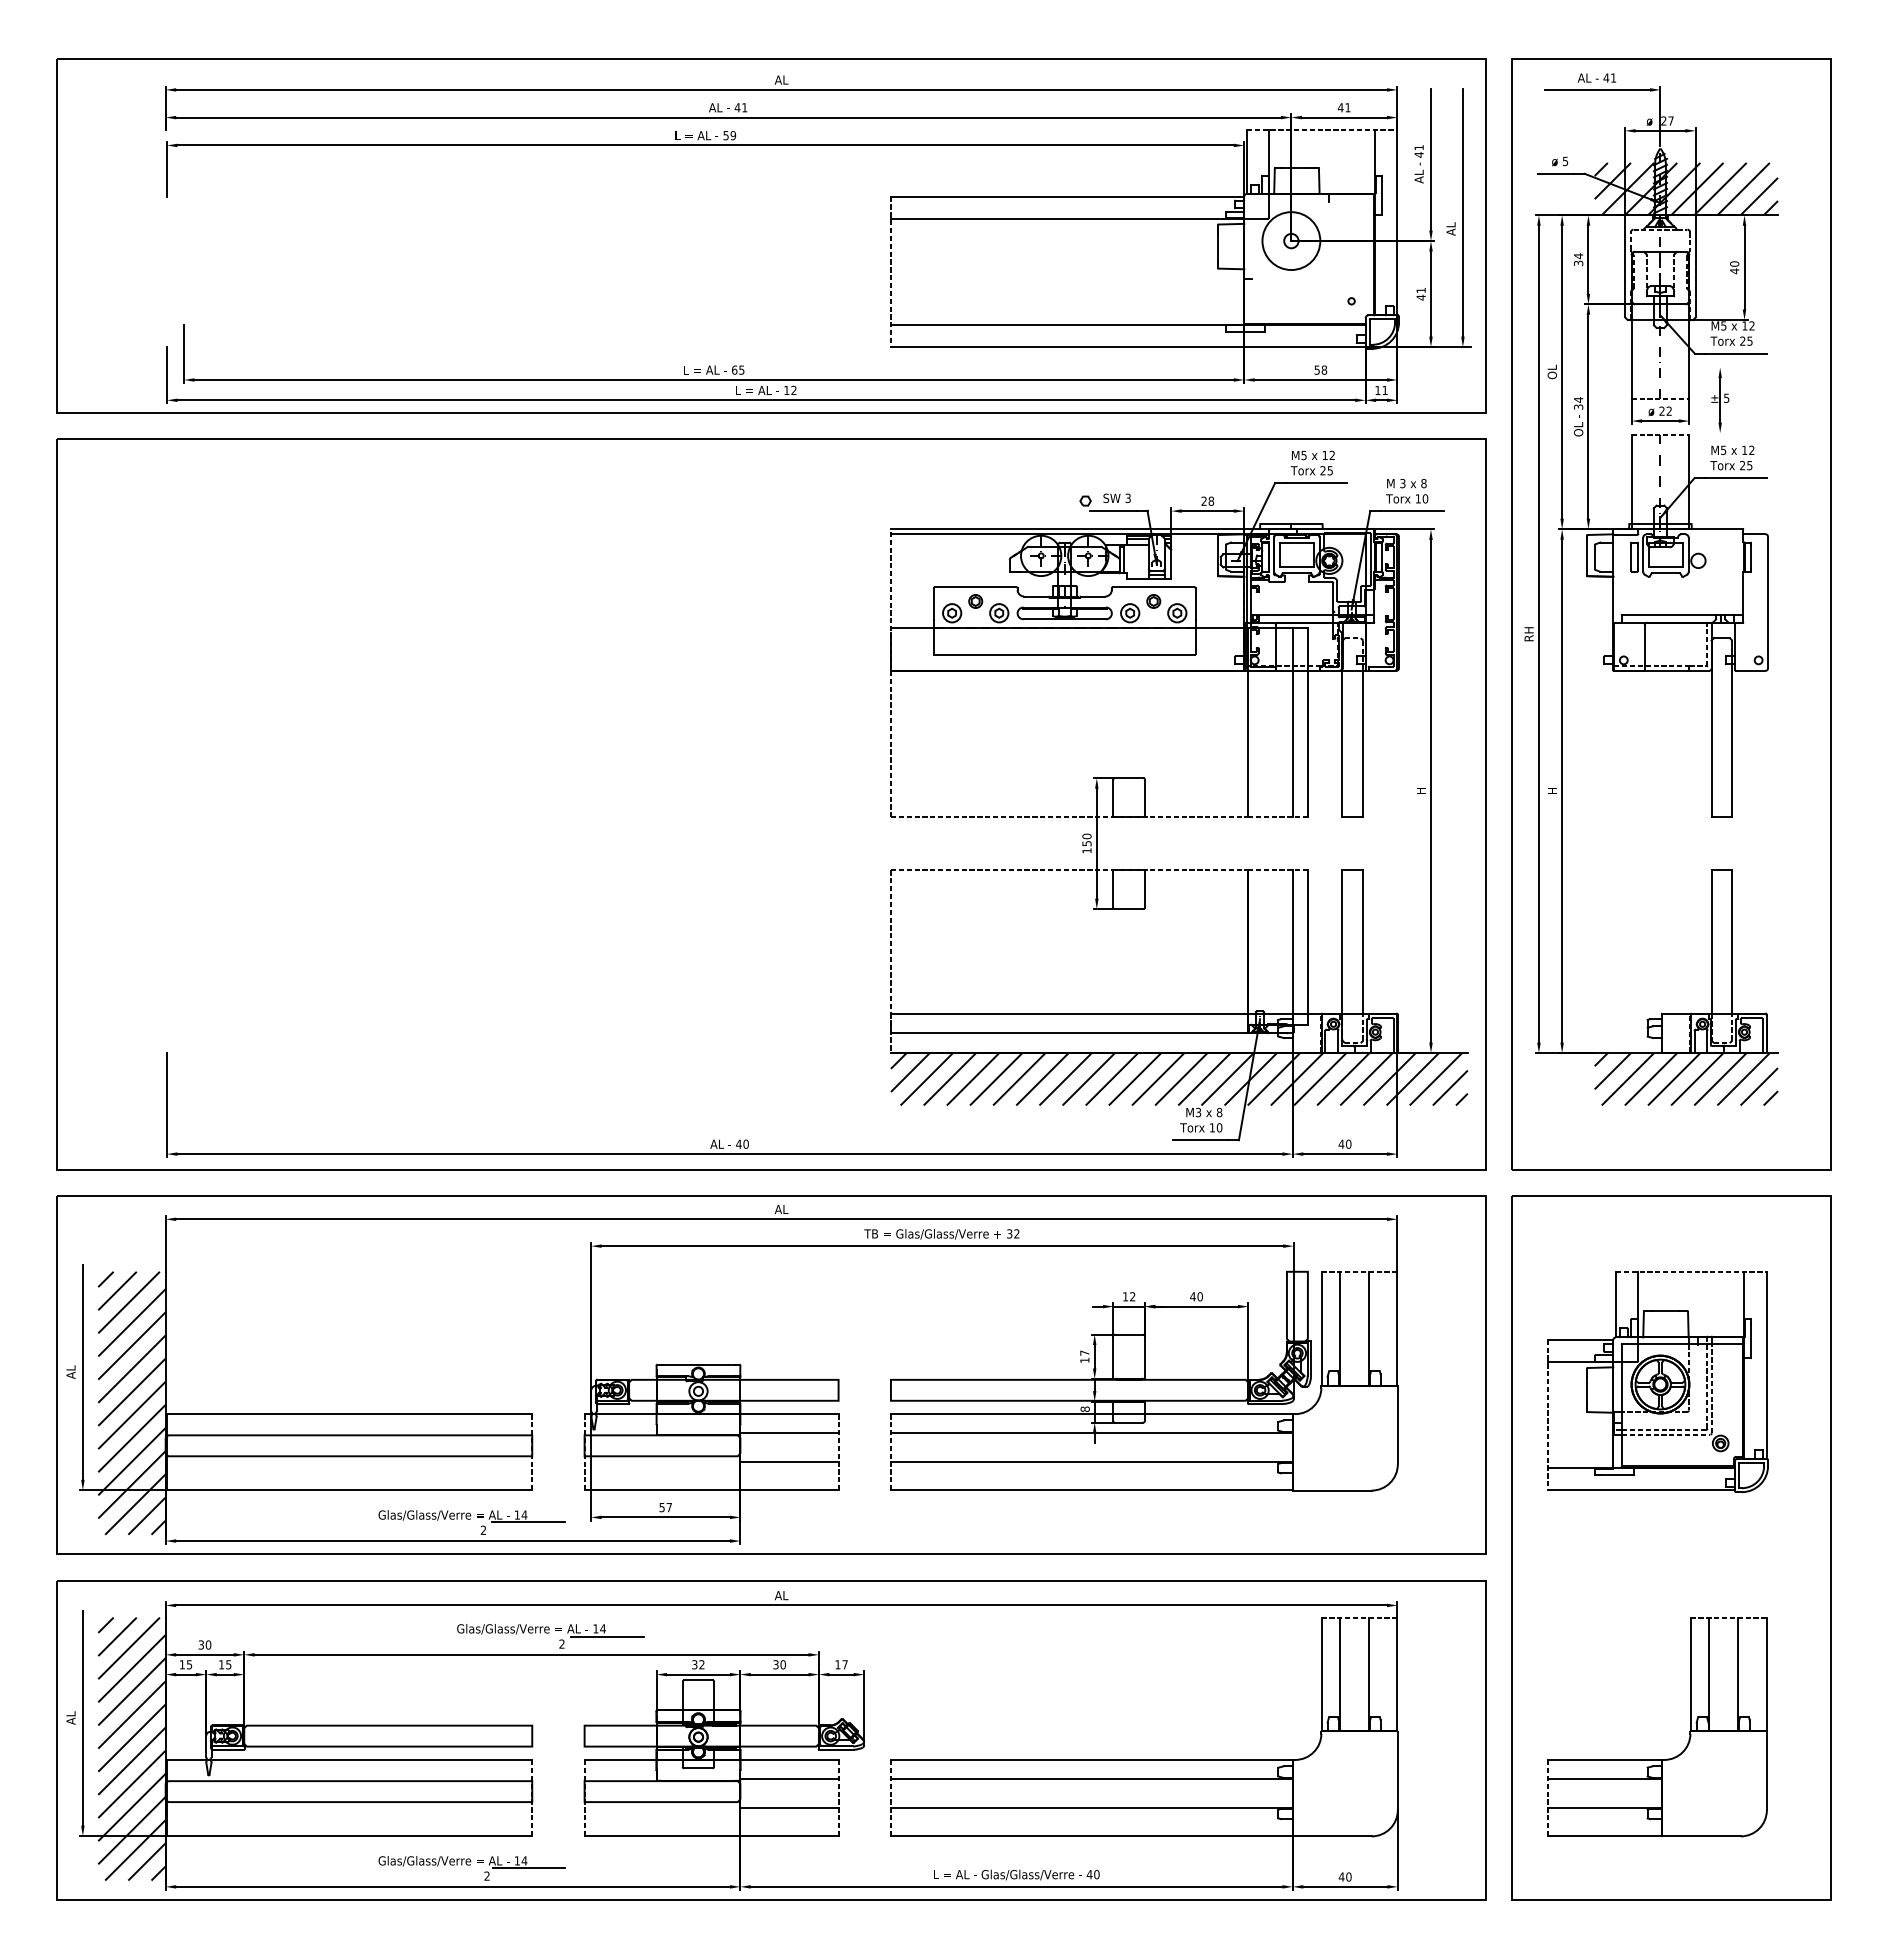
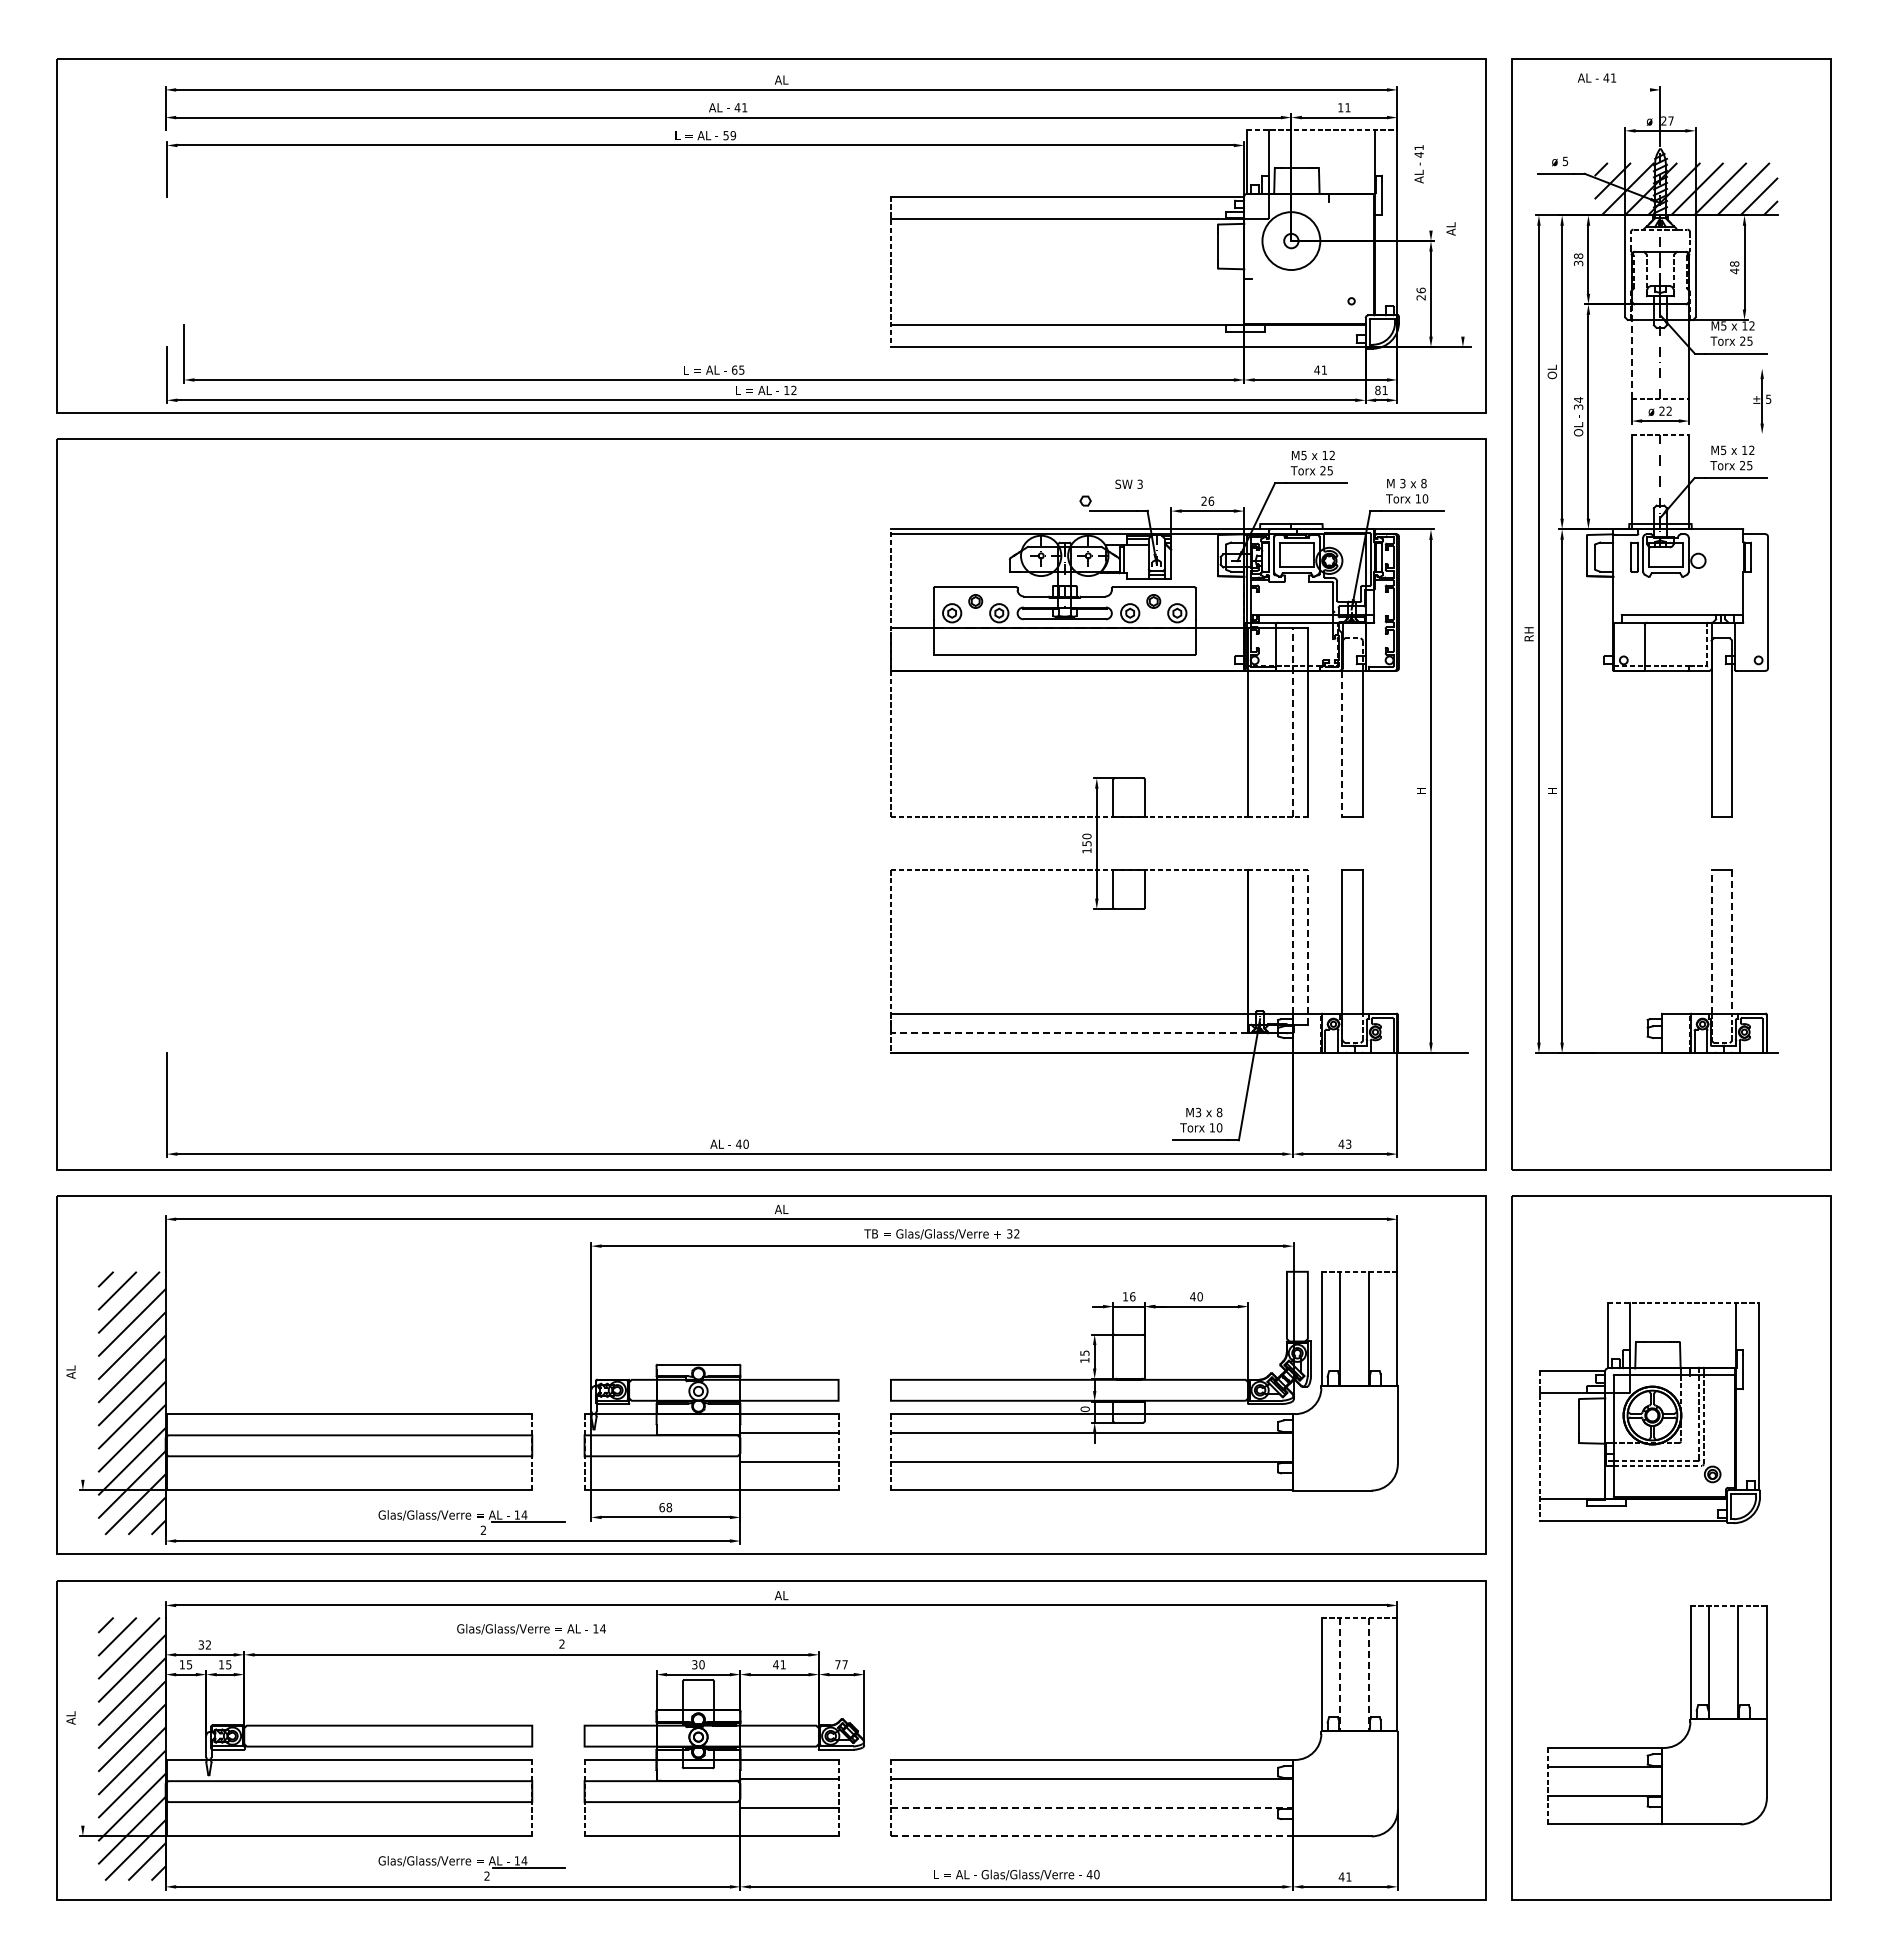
line: present -> none (1596, 89)
text: 41 -> 11 (1340, 107)
line: present -> none (1430, 159)
line: present -> none (1462, 212)
text: 34 -> 38 (1578, 256)
text: 40 -> 48 (1734, 263)
text: 41 -> 26 (1420, 293)
line: solid -> dashed (1631, 351)
text: 58 -> 41 (1320, 369)
text: 11 -> 81 (1377, 390)
part position: (1720, 400) -> (1762, 401) (1762, 401)
text position: (1116, 497) -> (1128, 483) (1128, 483)
text: 28 -> 26 (1211, 500)
line: solid -> dashed (1293, 722)
line: solid -> dashed (1342, 744)
line: solid -> dashed (1711, 941)
line: solid -> dashed (1732, 941)
line: solid -> dashed (1293, 946)
line: solid -> dashed (1307, 946)
line: solid -> dashed (1069, 1032)
hatch: present -> none (1178, 1079)
hatch: present -> none (1686, 1079)
text: 40 -> 43 (1348, 1143)
text: 12 -> 16 (1132, 1296)
text: 17 -> 15 (1084, 1352)
line: present -> none (82, 1371)
part position: (1657, 1381) -> (1649, 1412) (1649, 1412)
text: 8 -> 0 (1084, 1409)
text: 57 -> 68 (665, 1507)
line: present -> none (606, 1636)
text: 30 -> 32 (208, 1644)
text: 32 -> 30 (701, 1664)
text: 30 -> 41 (779, 1664)
text: 17 -> 77 (837, 1664)
line: solid -> dashed (1340, 1674)
line: solid -> dashed (1368, 1674)
line: present -> none (82, 1717)
part position: (1657, 1759) -> (1657, 1747) (1657, 1747)
line: solid -> dashed (1091, 1807)
line: solid -> dashed (1091, 1836)
text: 40 -> 41 (1348, 1876)
